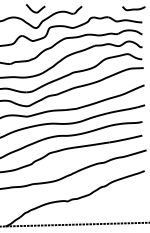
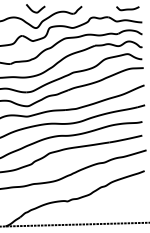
curve position: (133, 8) -> (127, 8) (127, 8)
